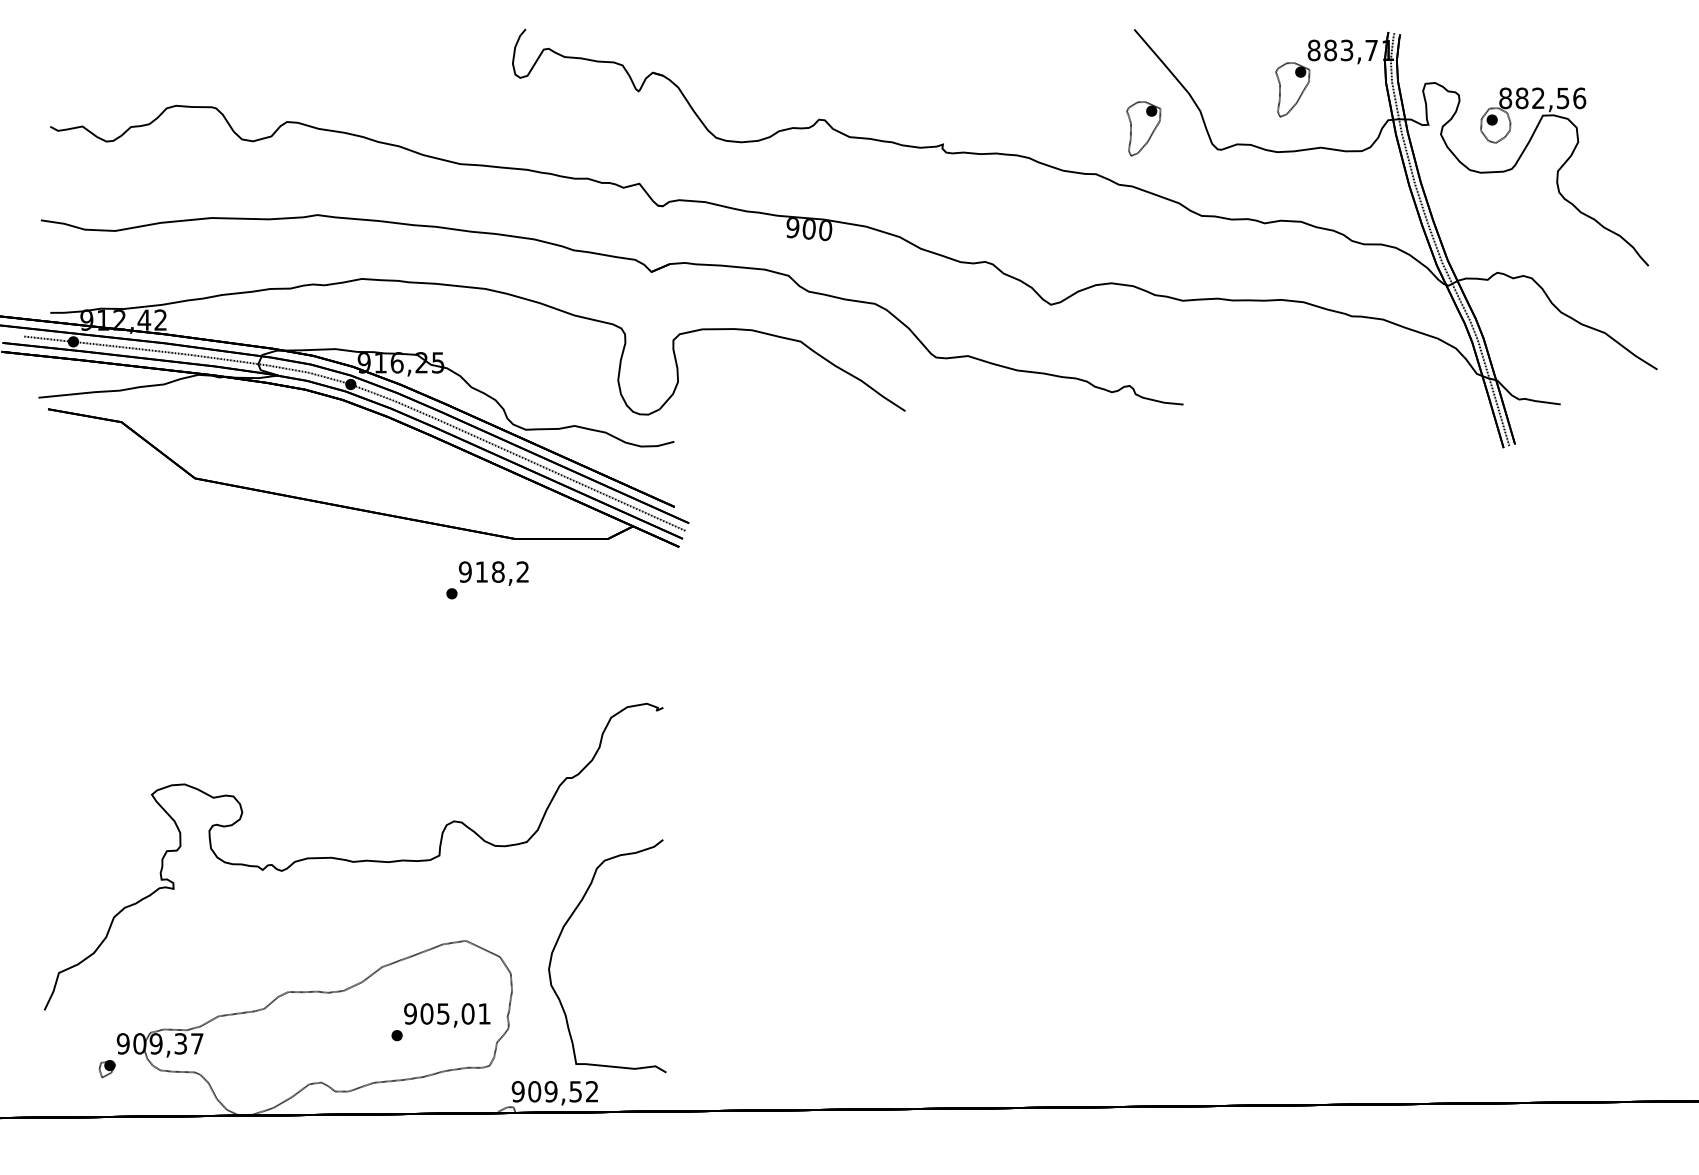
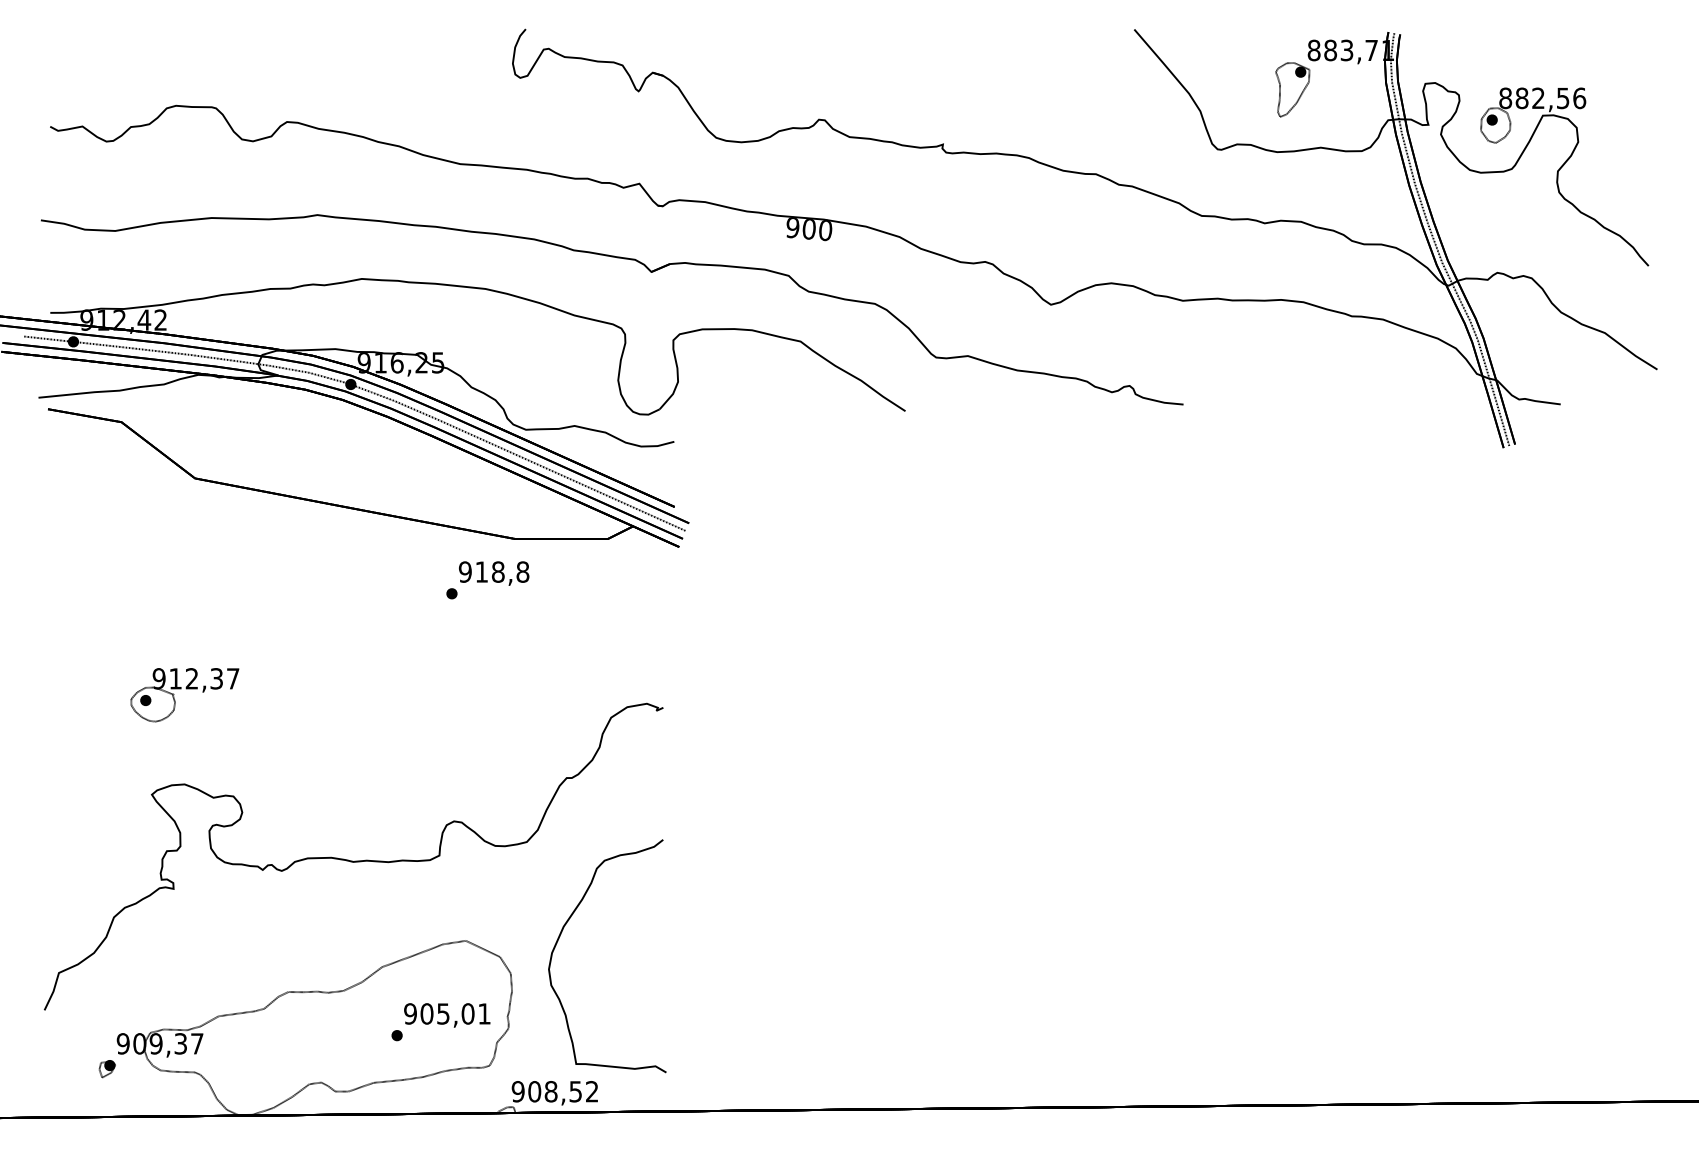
part: present -> none (1143, 128)
text: 918,2 -> 918,8 (522, 571)
part: none -> present (186, 689)
text: 909,52 -> 908,52 (550, 1091)
